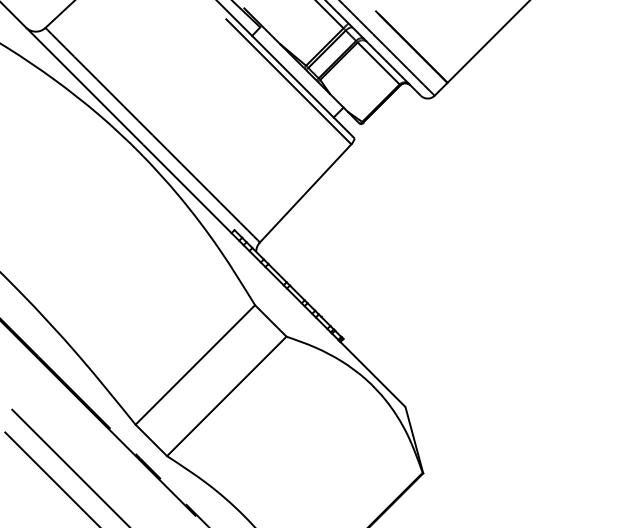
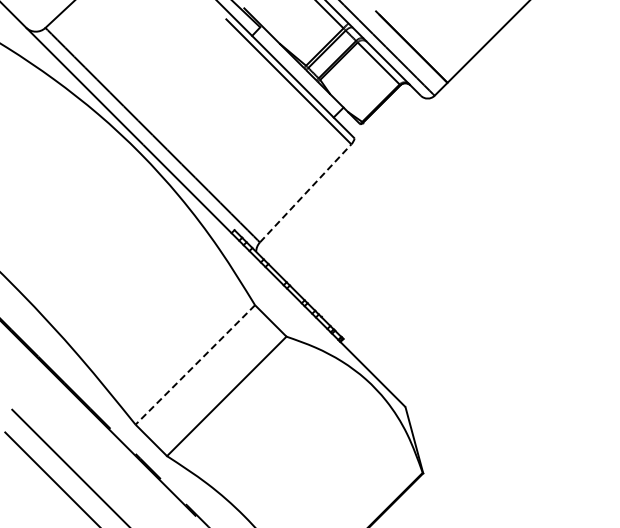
line: solid -> dashed (306, 193)
line: solid -> dashed (194, 365)
